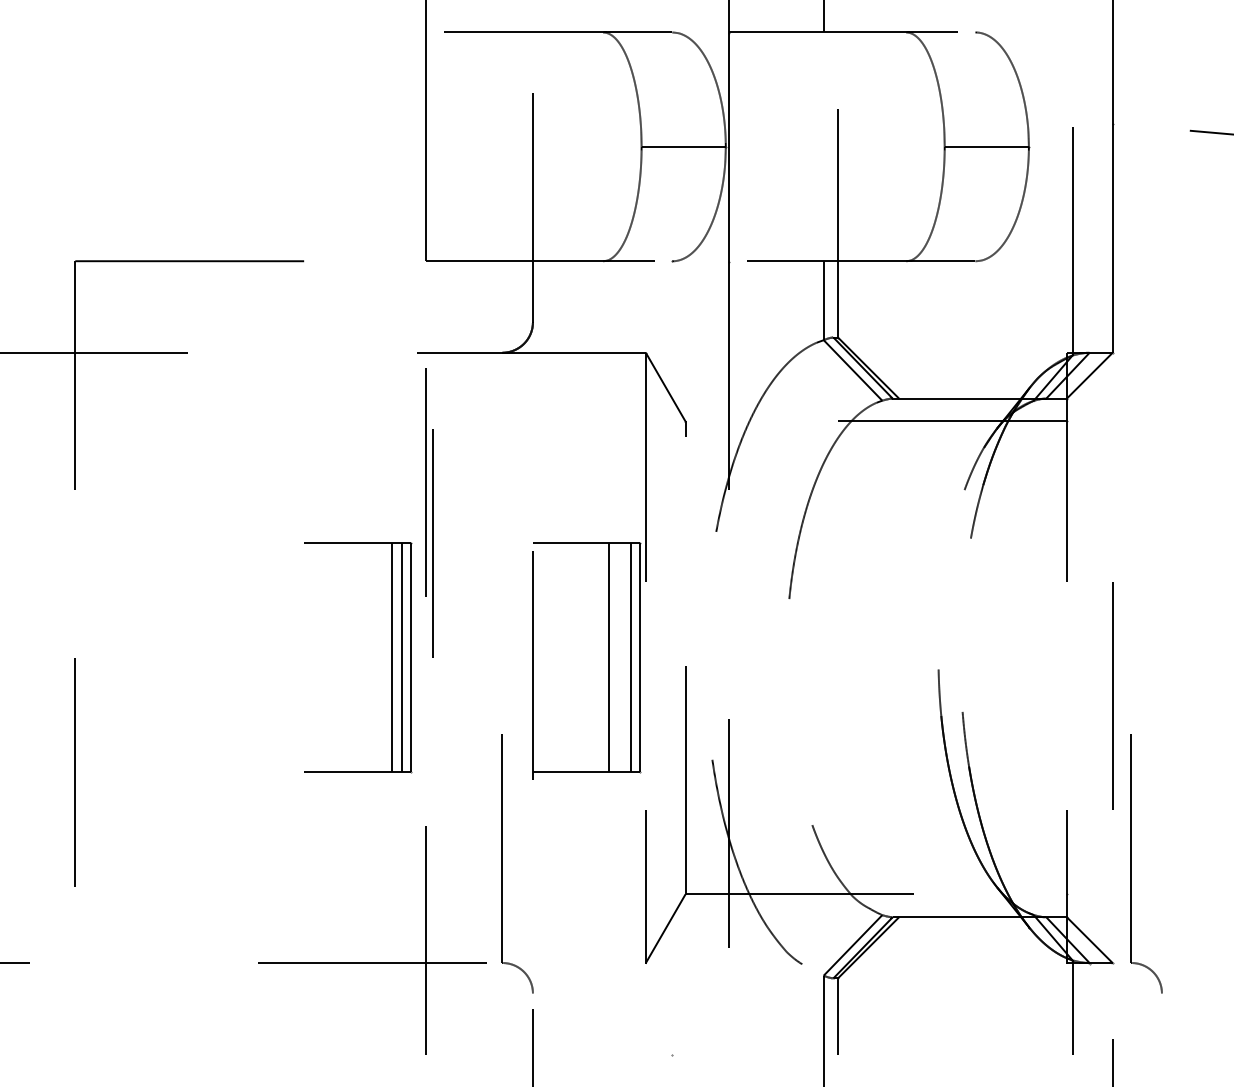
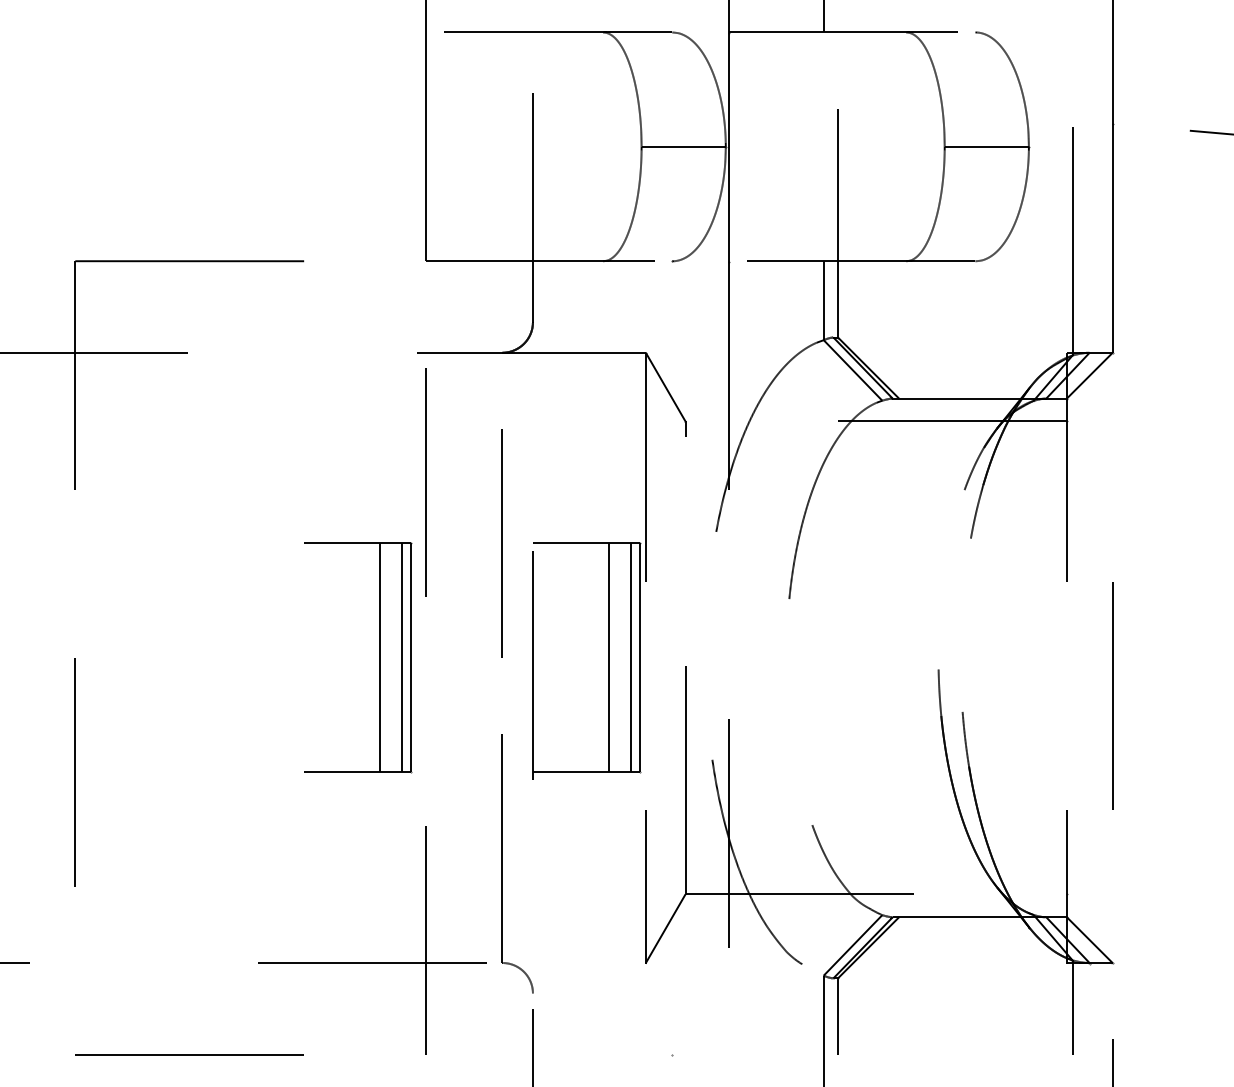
line position: (432, 543) -> (501, 543) (501, 543)
line position: (392, 657) -> (380, 657) (380, 657)
part: present -> none (1131, 863)
line: none -> present (189, 1054)
